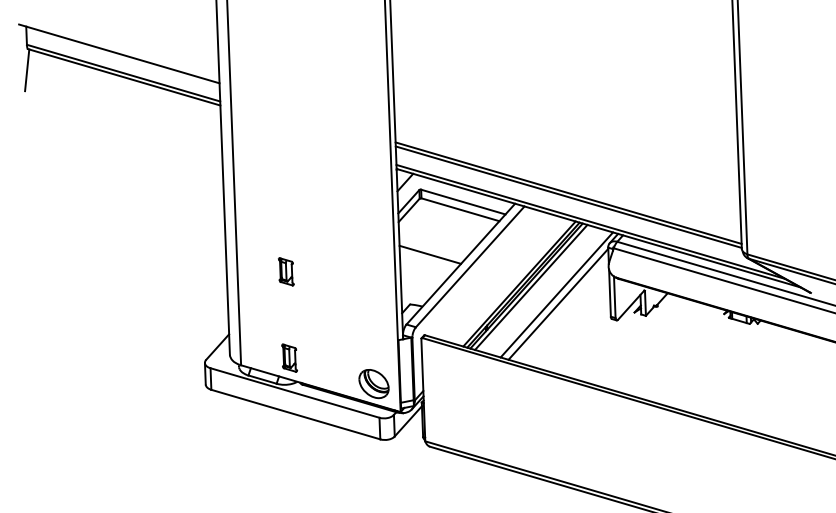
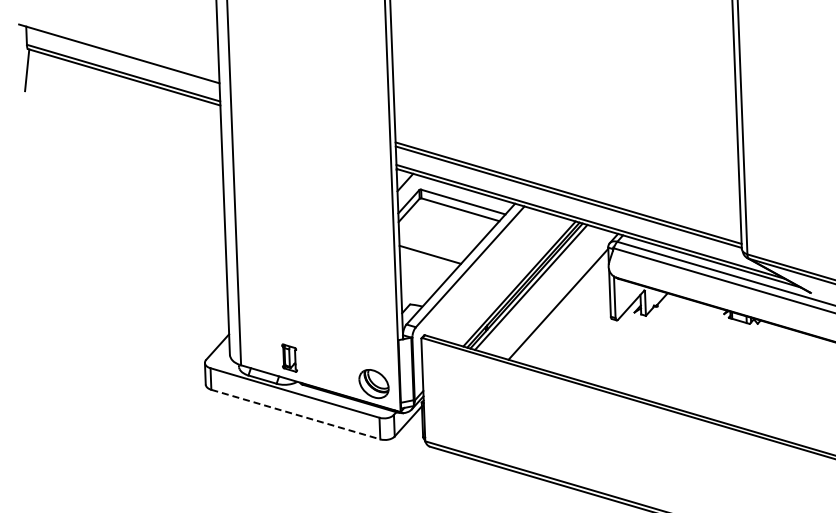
part: present -> none (285, 271)
line: present -> none (556, 294)
line: solid -> dashed (296, 414)
